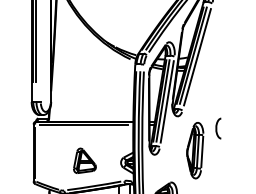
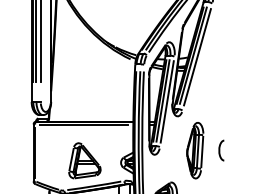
line: none -> present (40, 41)
curve position: (217, 128) -> (220, 150) (220, 150)
part size: 24x27 px -> 34x38 px (84, 160)
